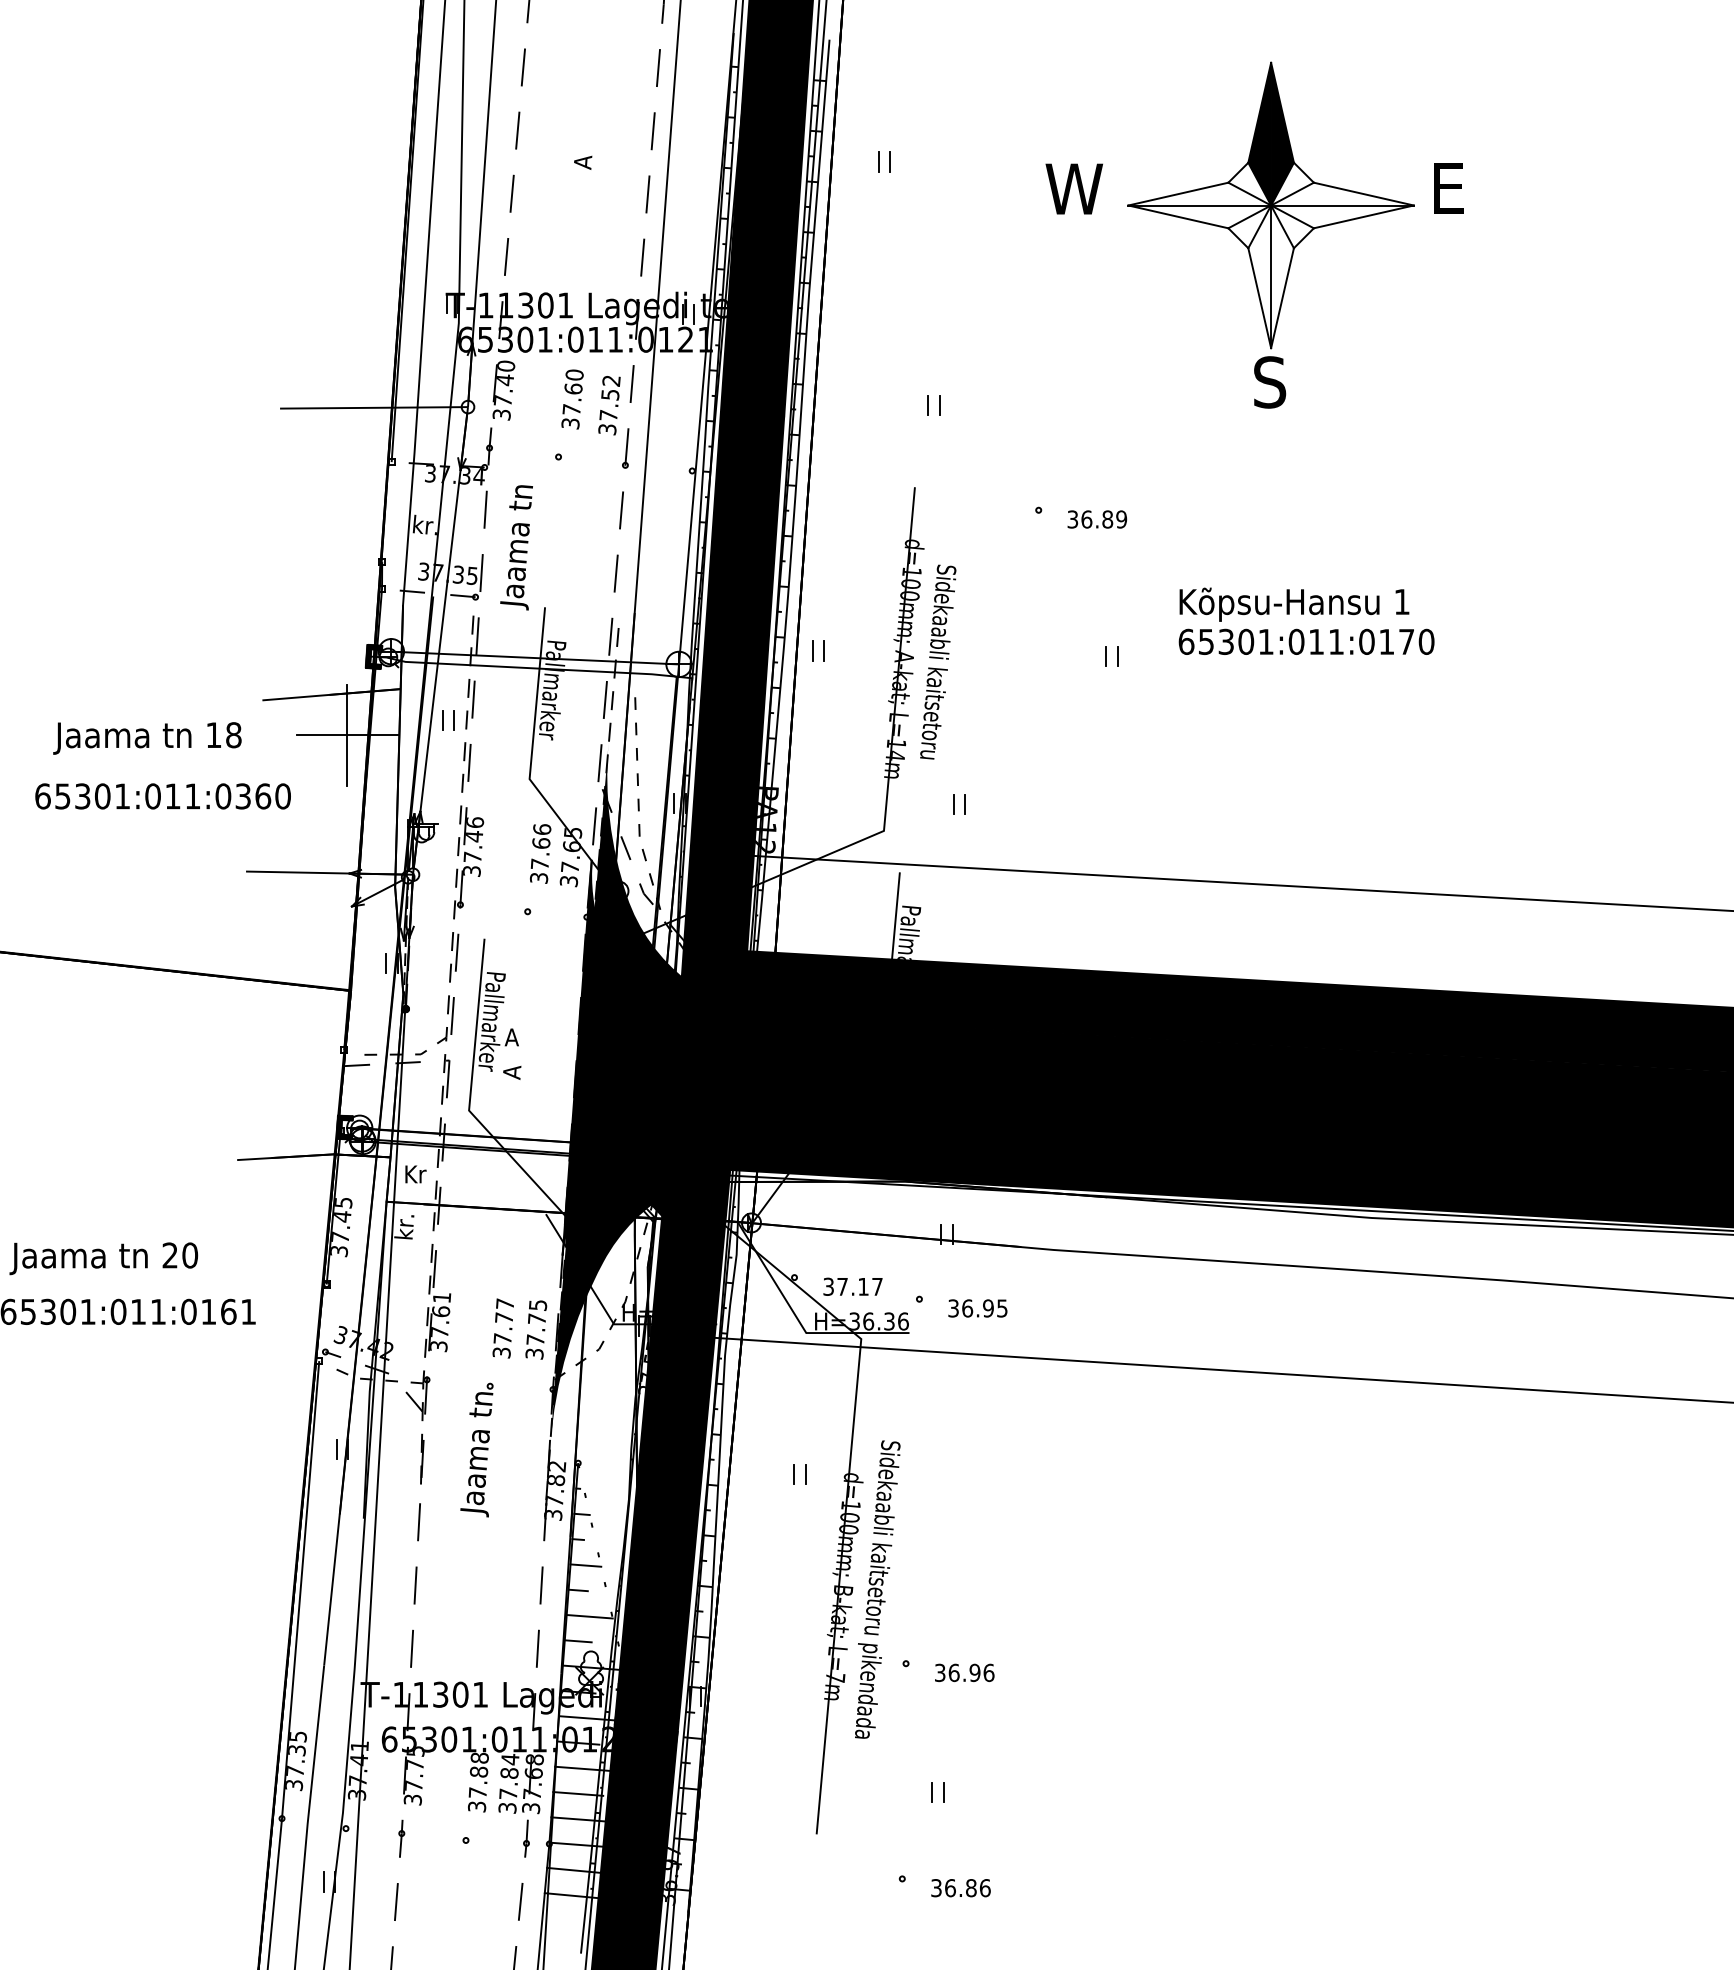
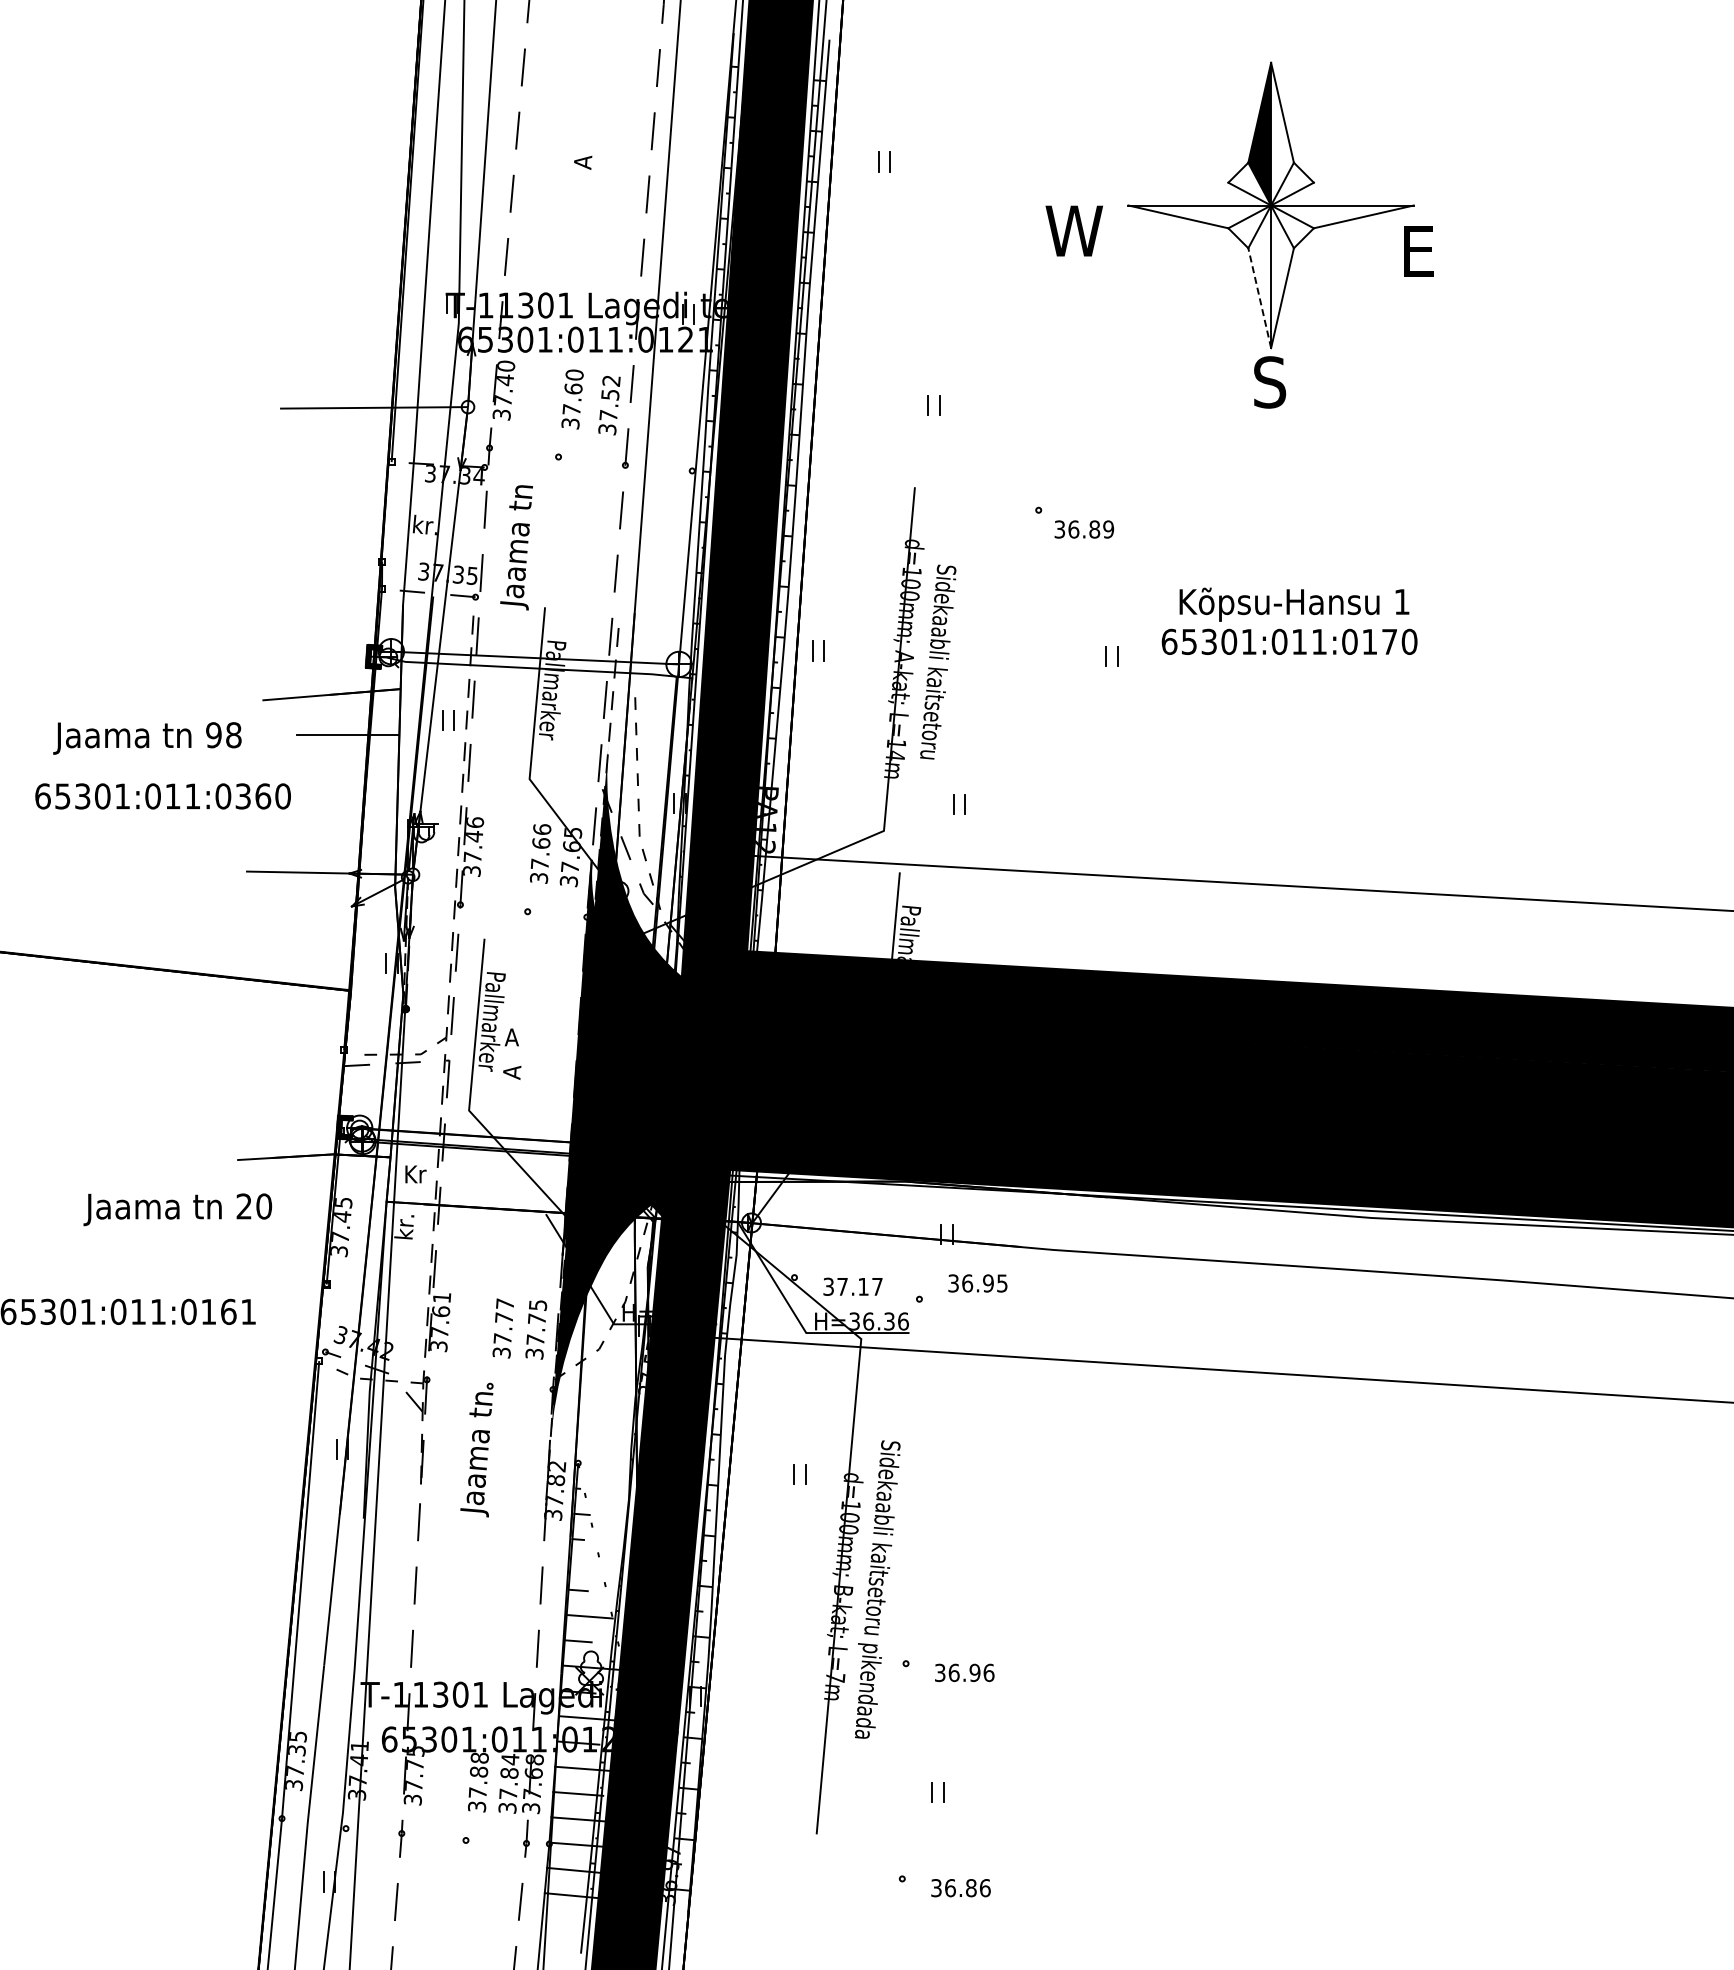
fill: present -> none (1282, 133)
text position: (1073, 188) -> (1073, 230) (1073, 230)
text position: (1448, 188) -> (1418, 251) (1418, 251)
line: present -> none (1178, 193)
line: present -> none (1363, 193)
line: solid -> dashed (1259, 297)
text position: (1097, 519) -> (1084, 529) (1084, 529)
text position: (1306, 641) -> (1289, 641) (1289, 641)
text: 18 -> 98 (213, 735)
line: present -> none (347, 735)
text position: (103, 1258) -> (177, 1209) (177, 1209)
text position: (977, 1308) -> (977, 1283) (977, 1283)
line: present -> none (585, 1565)
